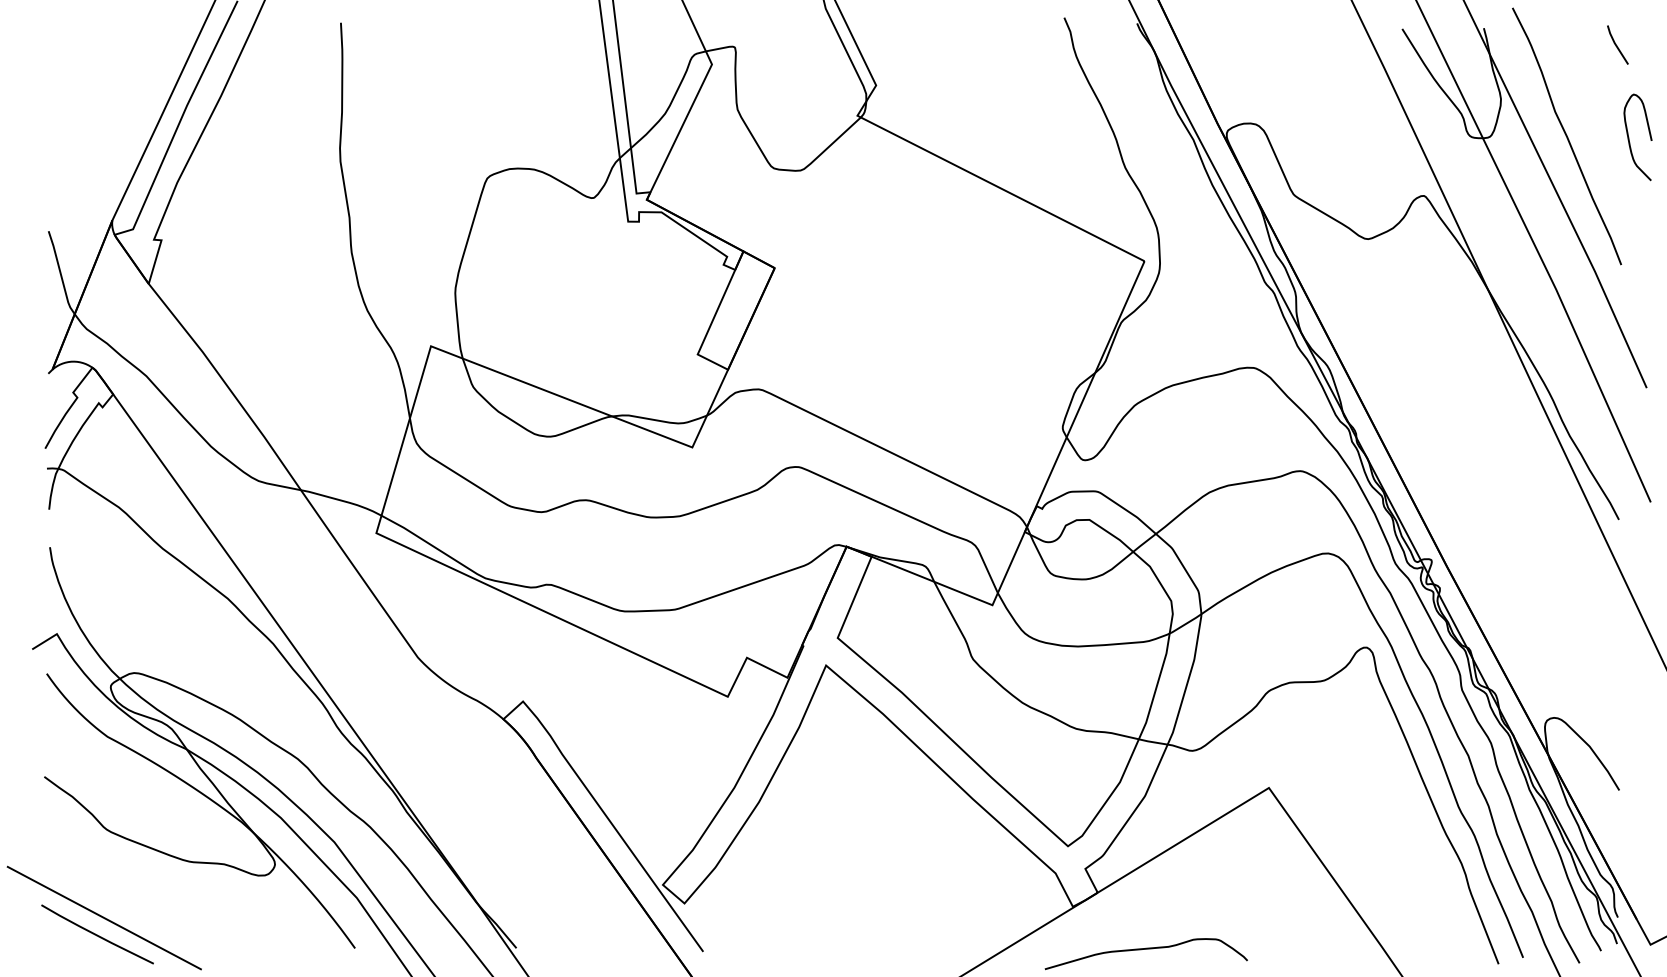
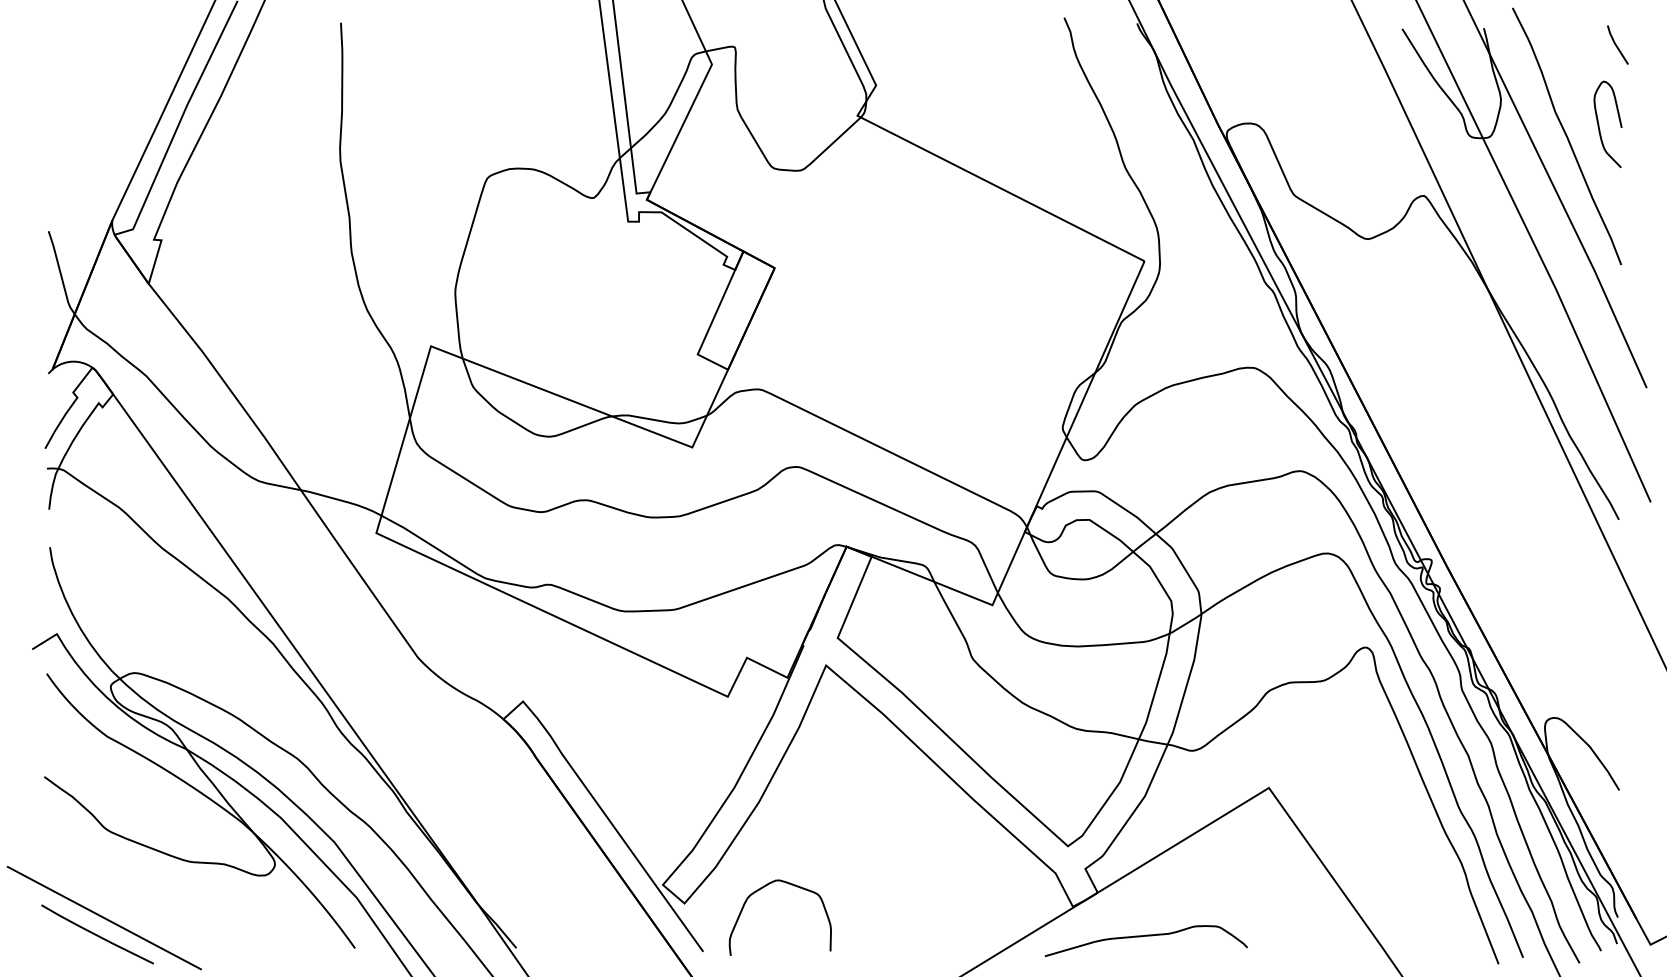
curve position: (1629, 137) -> (1599, 124) (1599, 124)
curve: none -> present (763, 888)
curve position: (1145, 949) -> (1145, 936) (1145, 936)
